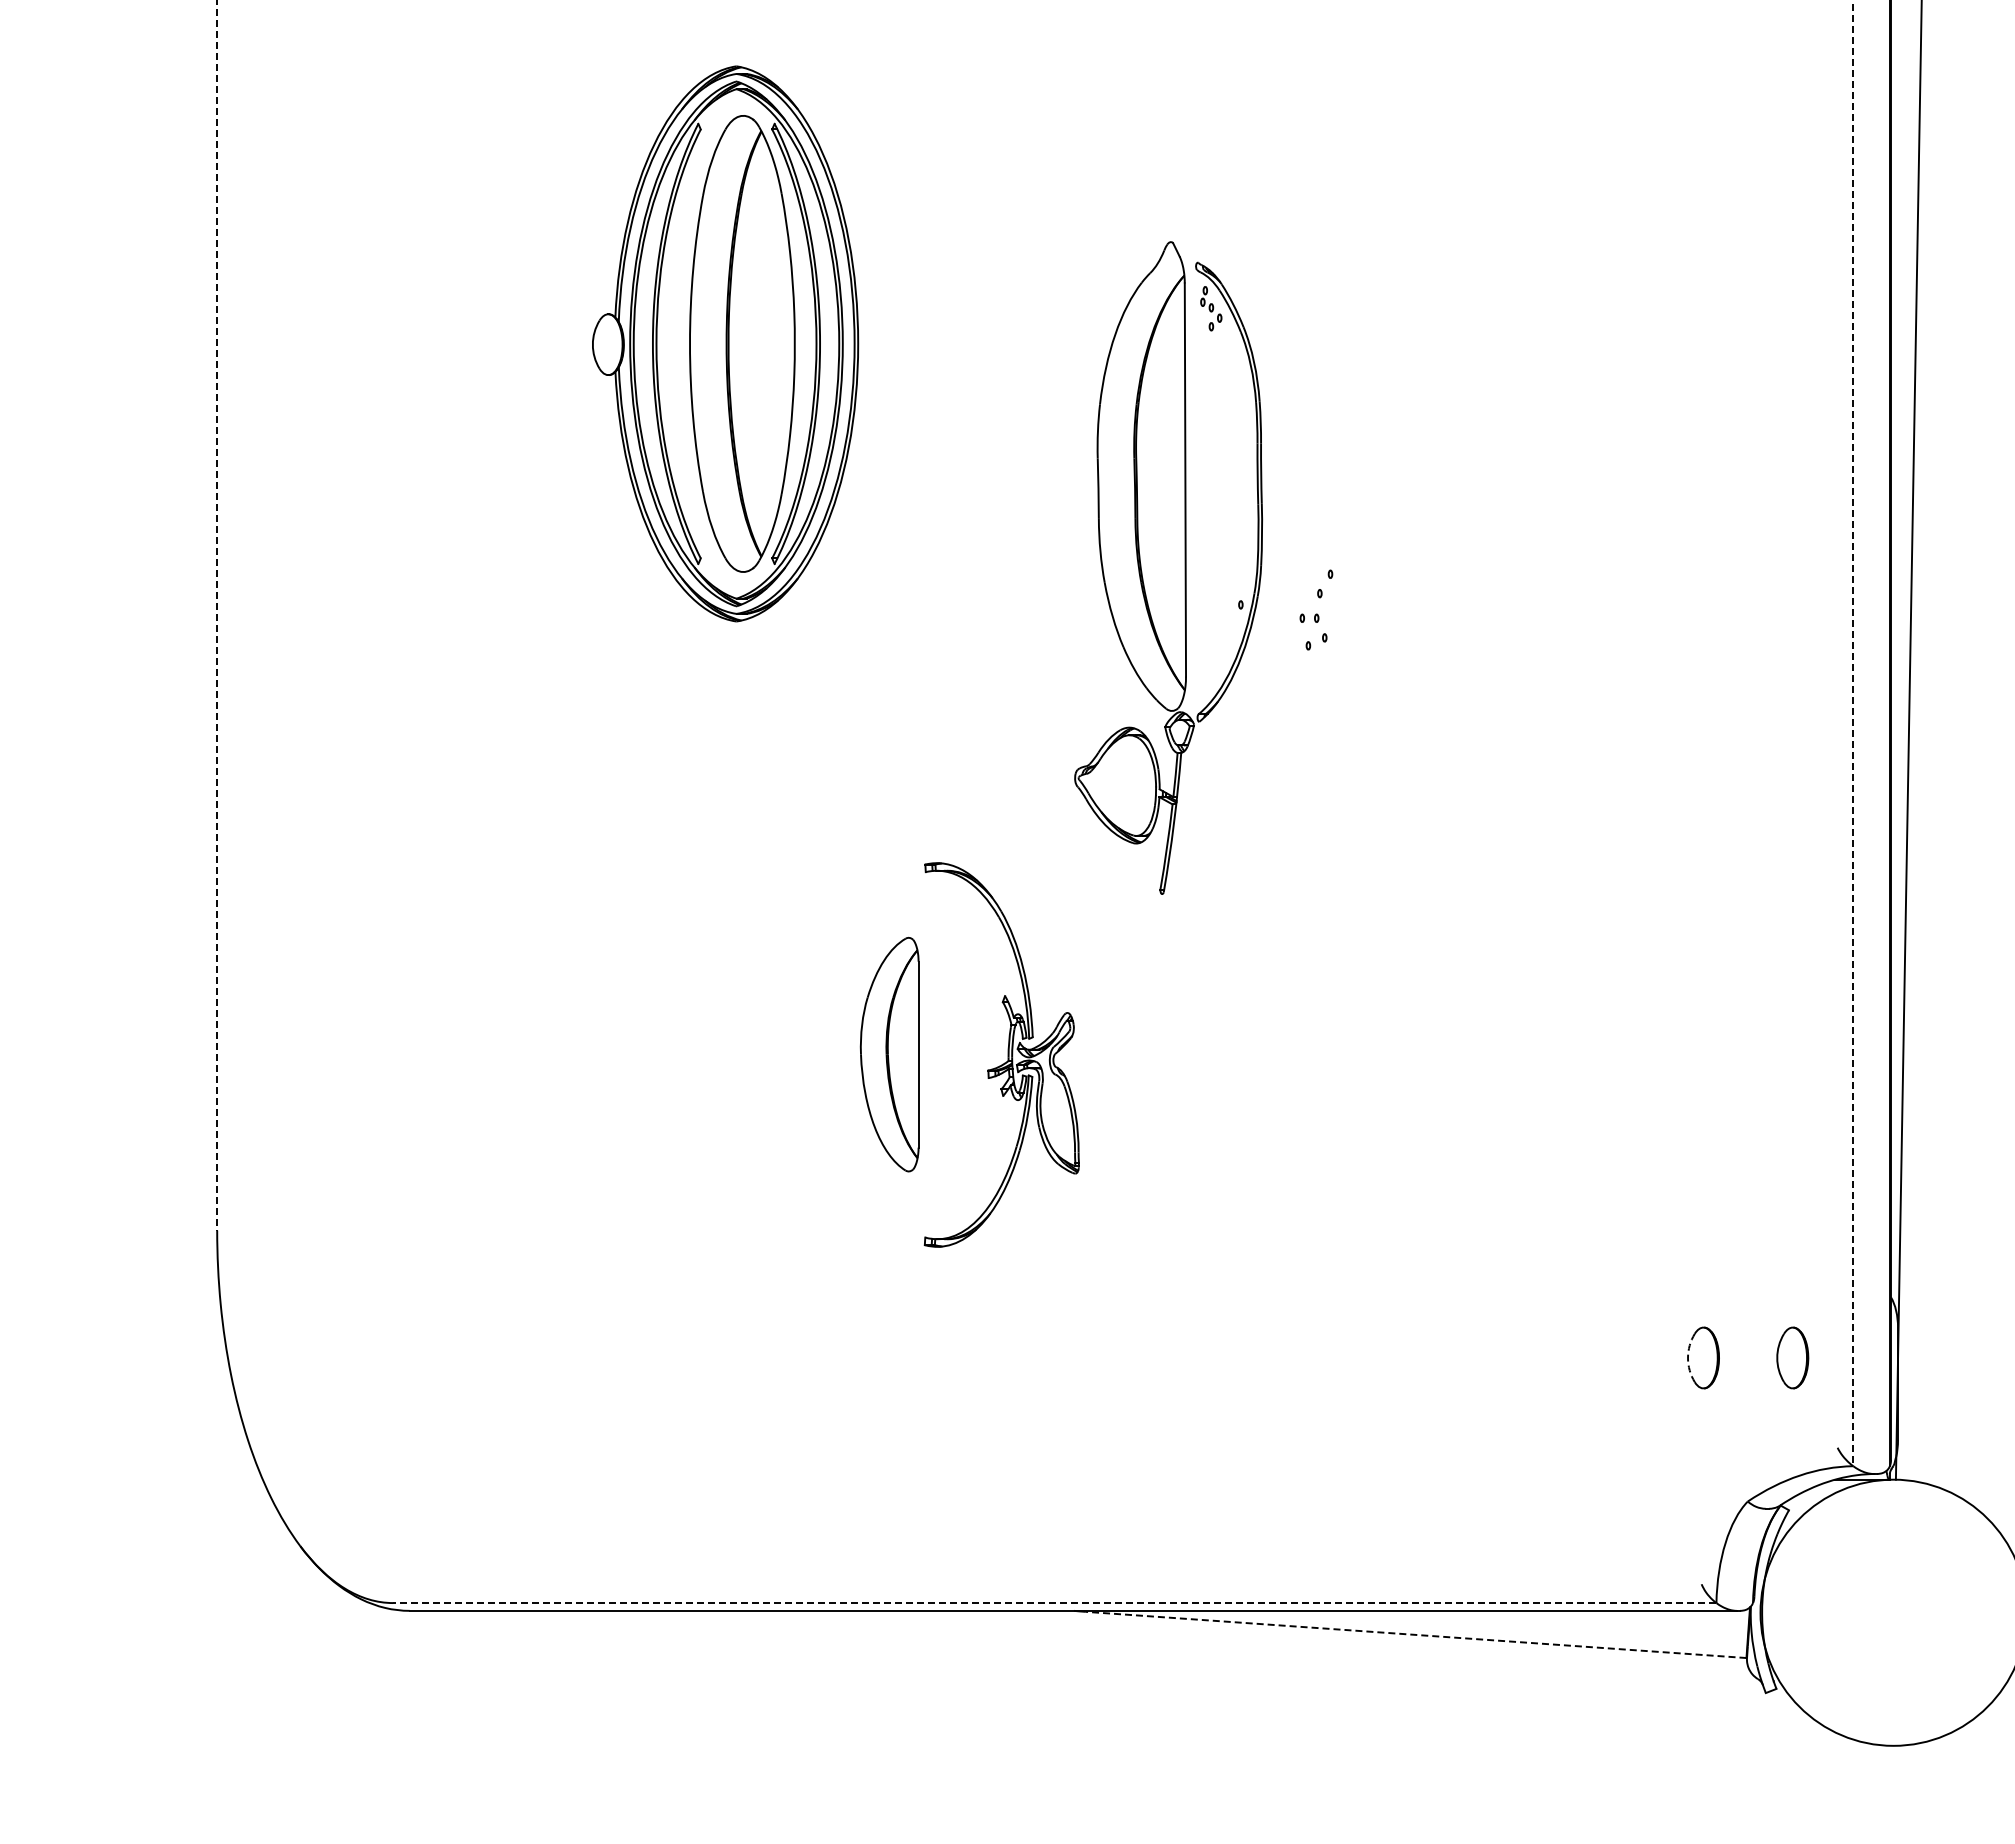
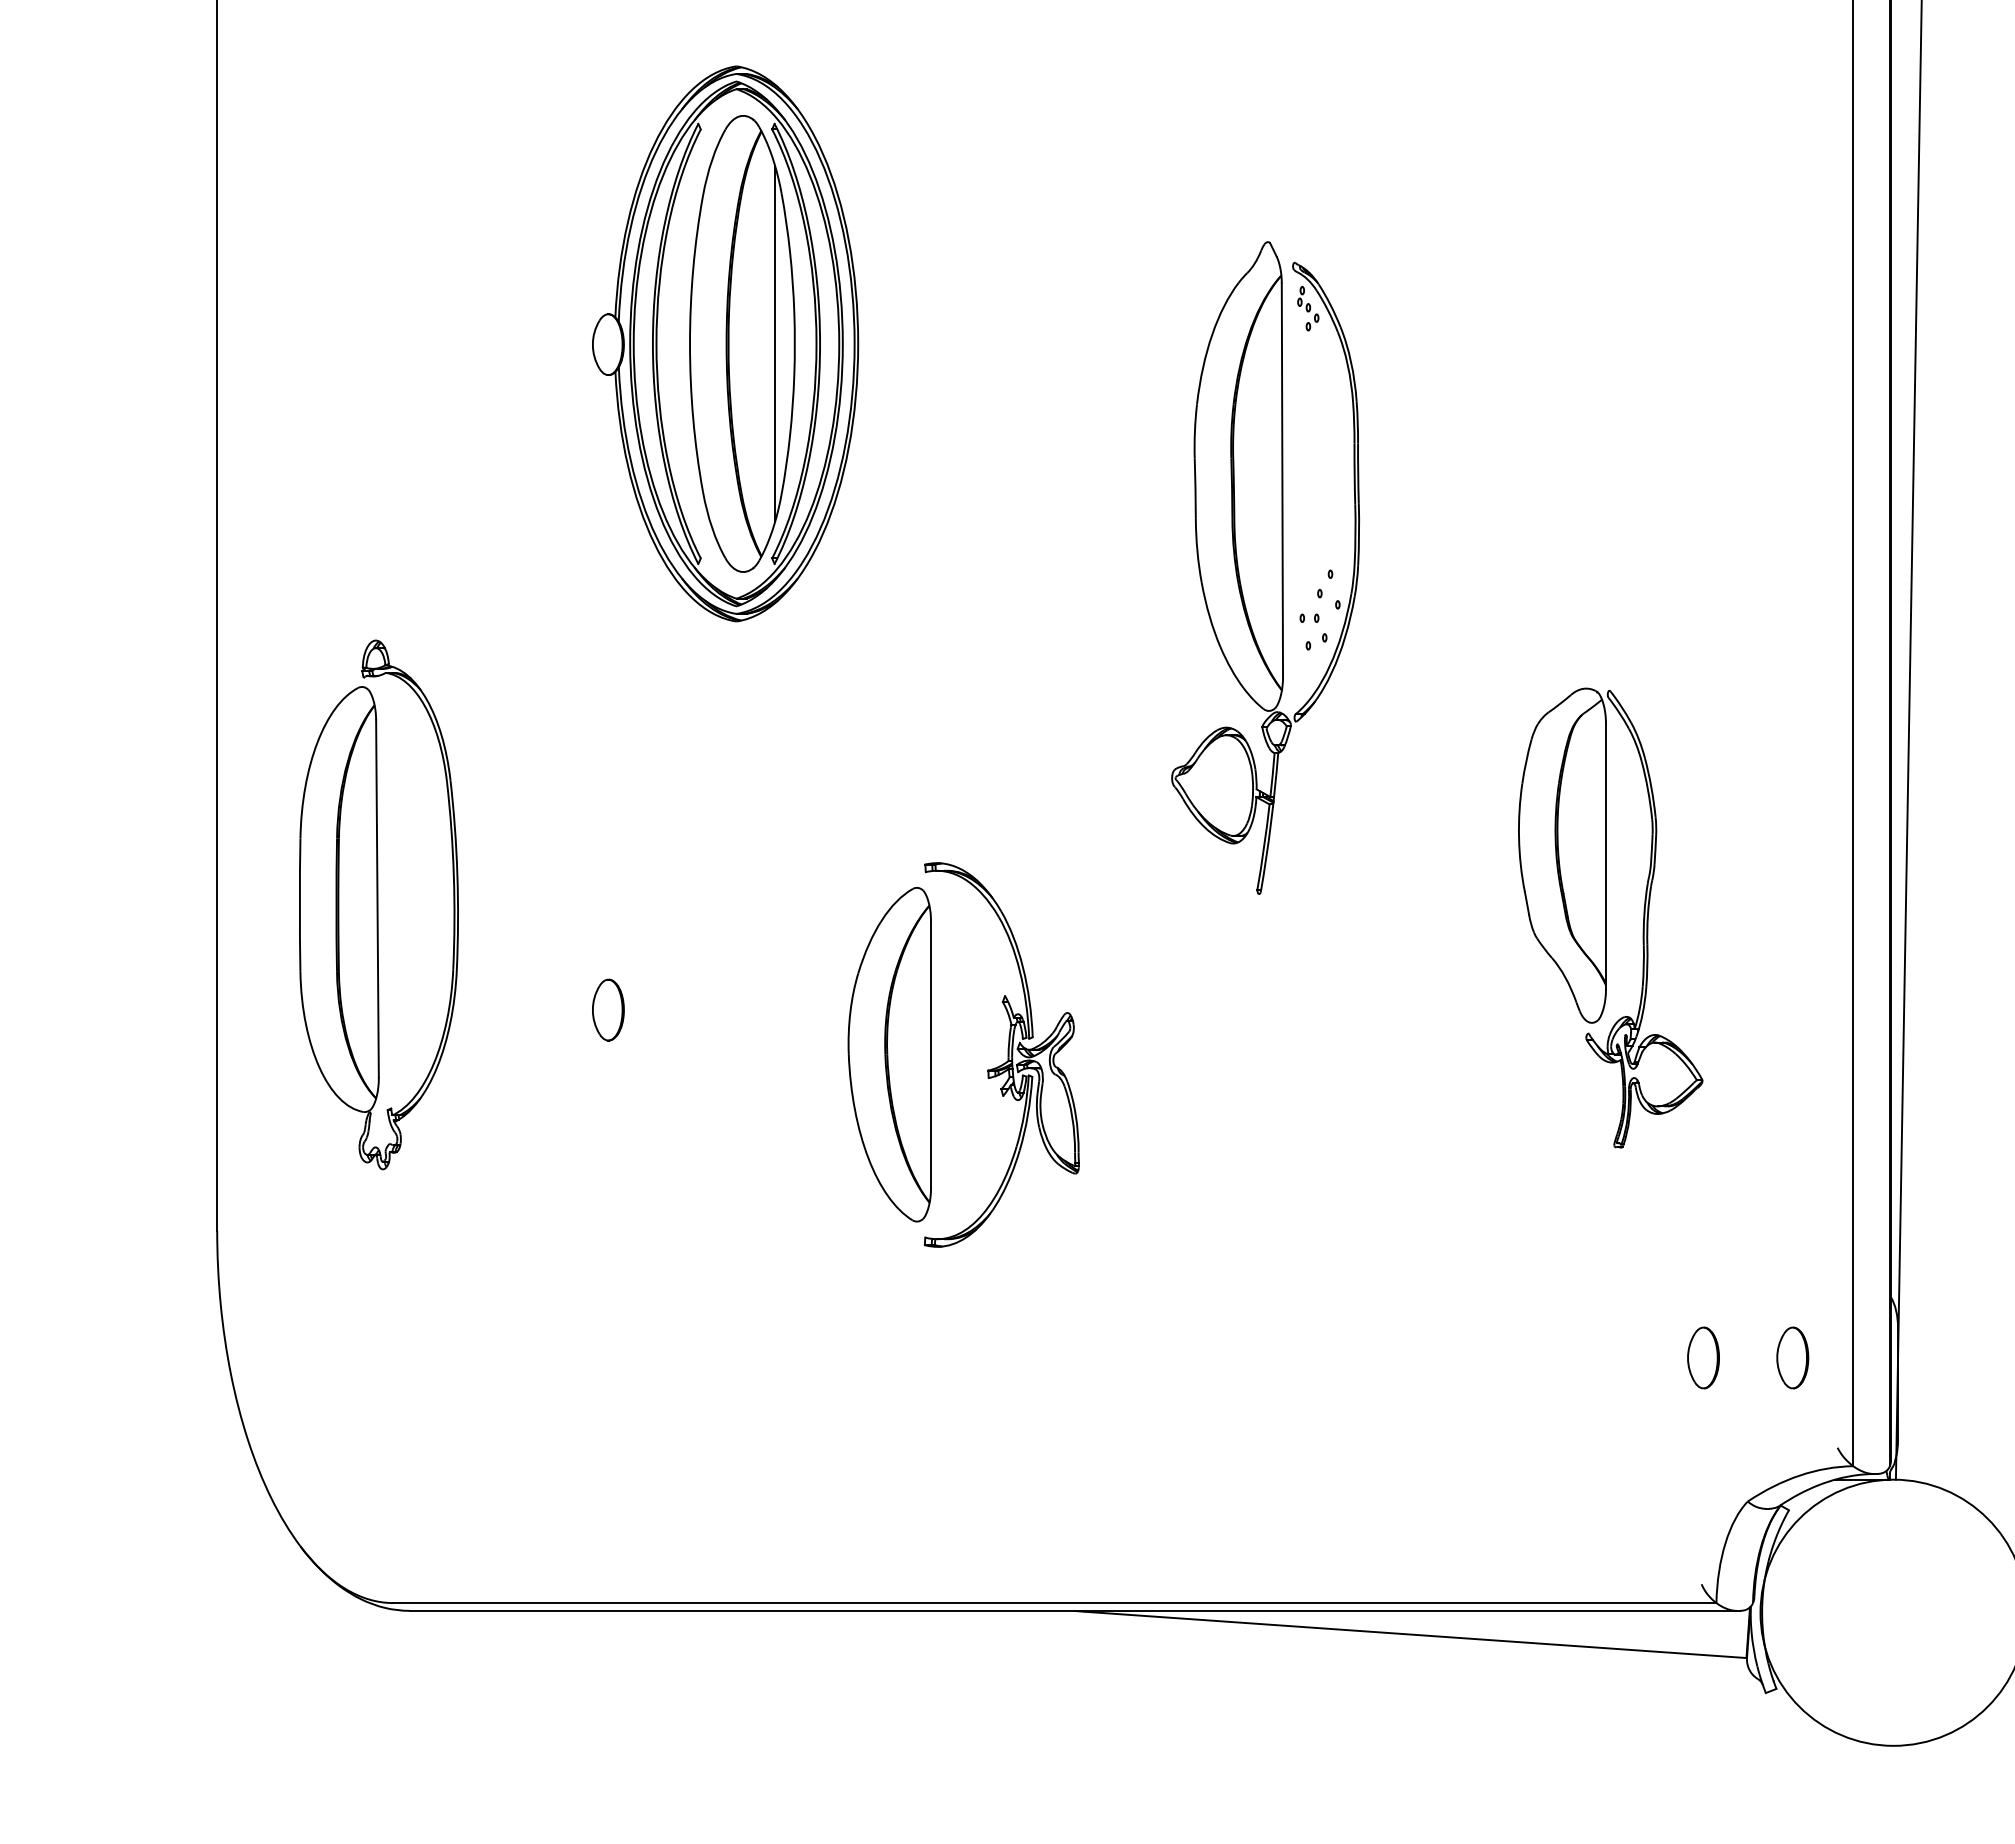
line: none -> present (775, 343)
part position: (1168, 567) -> (1265, 567) (1265, 567)
line: dashed -> solid (217, 615)
line: dashed -> solid (1853, 733)
part: none -> present (378, 904)
part: none -> present (1610, 917)
part: none -> present (608, 1009)
part size: 61x237 px -> 85x337 px (889, 1054)
arc: dashed -> solid (1688, 1358)
line: dashed -> solid (1054, 1603)
line: dashed -> solid (1415, 1634)
